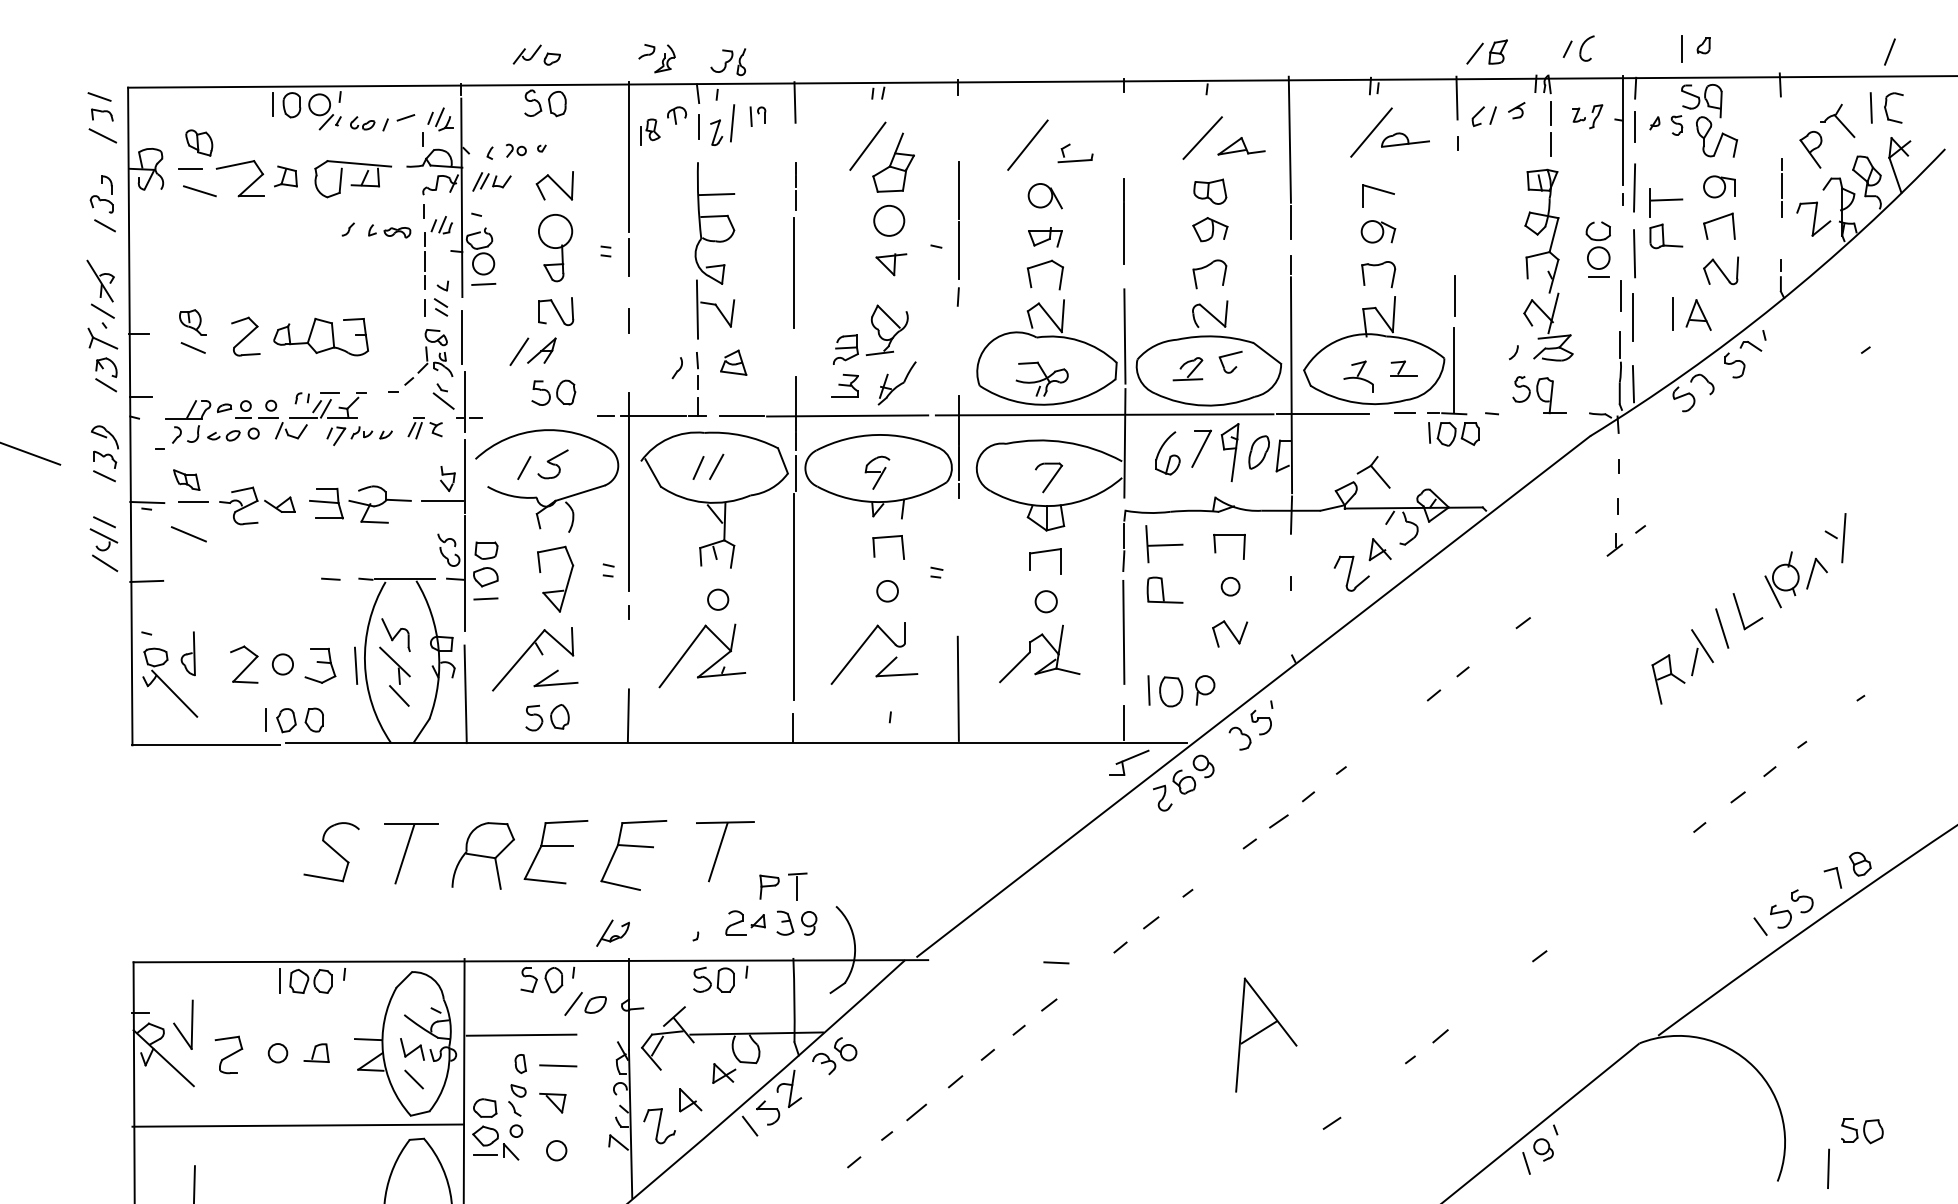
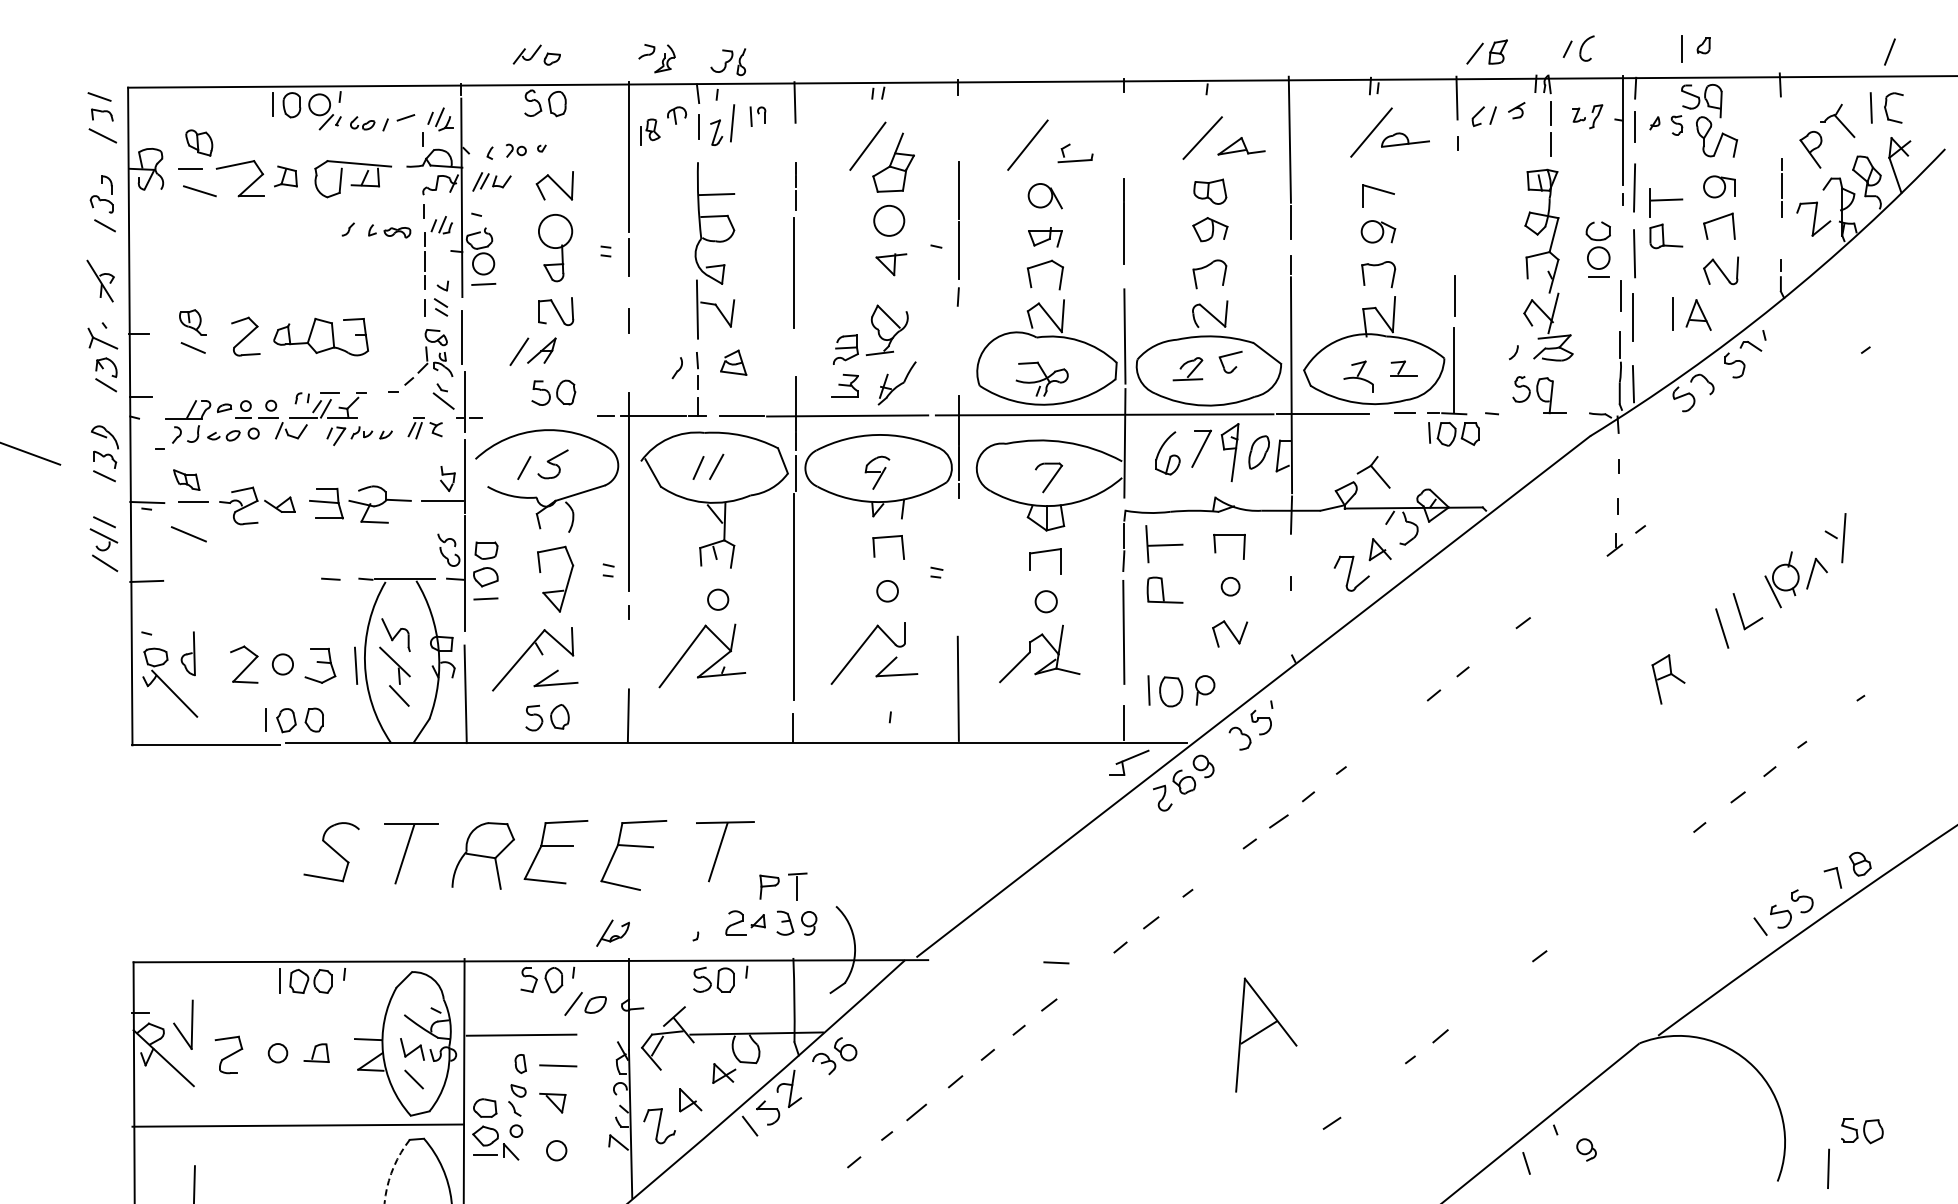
line: present -> none (102, 310)
part: present -> none (1702, 652)
part position: (1543, 1149) -> (1586, 1149) (1586, 1149)
arc: solid -> dashed (392, 1170)
